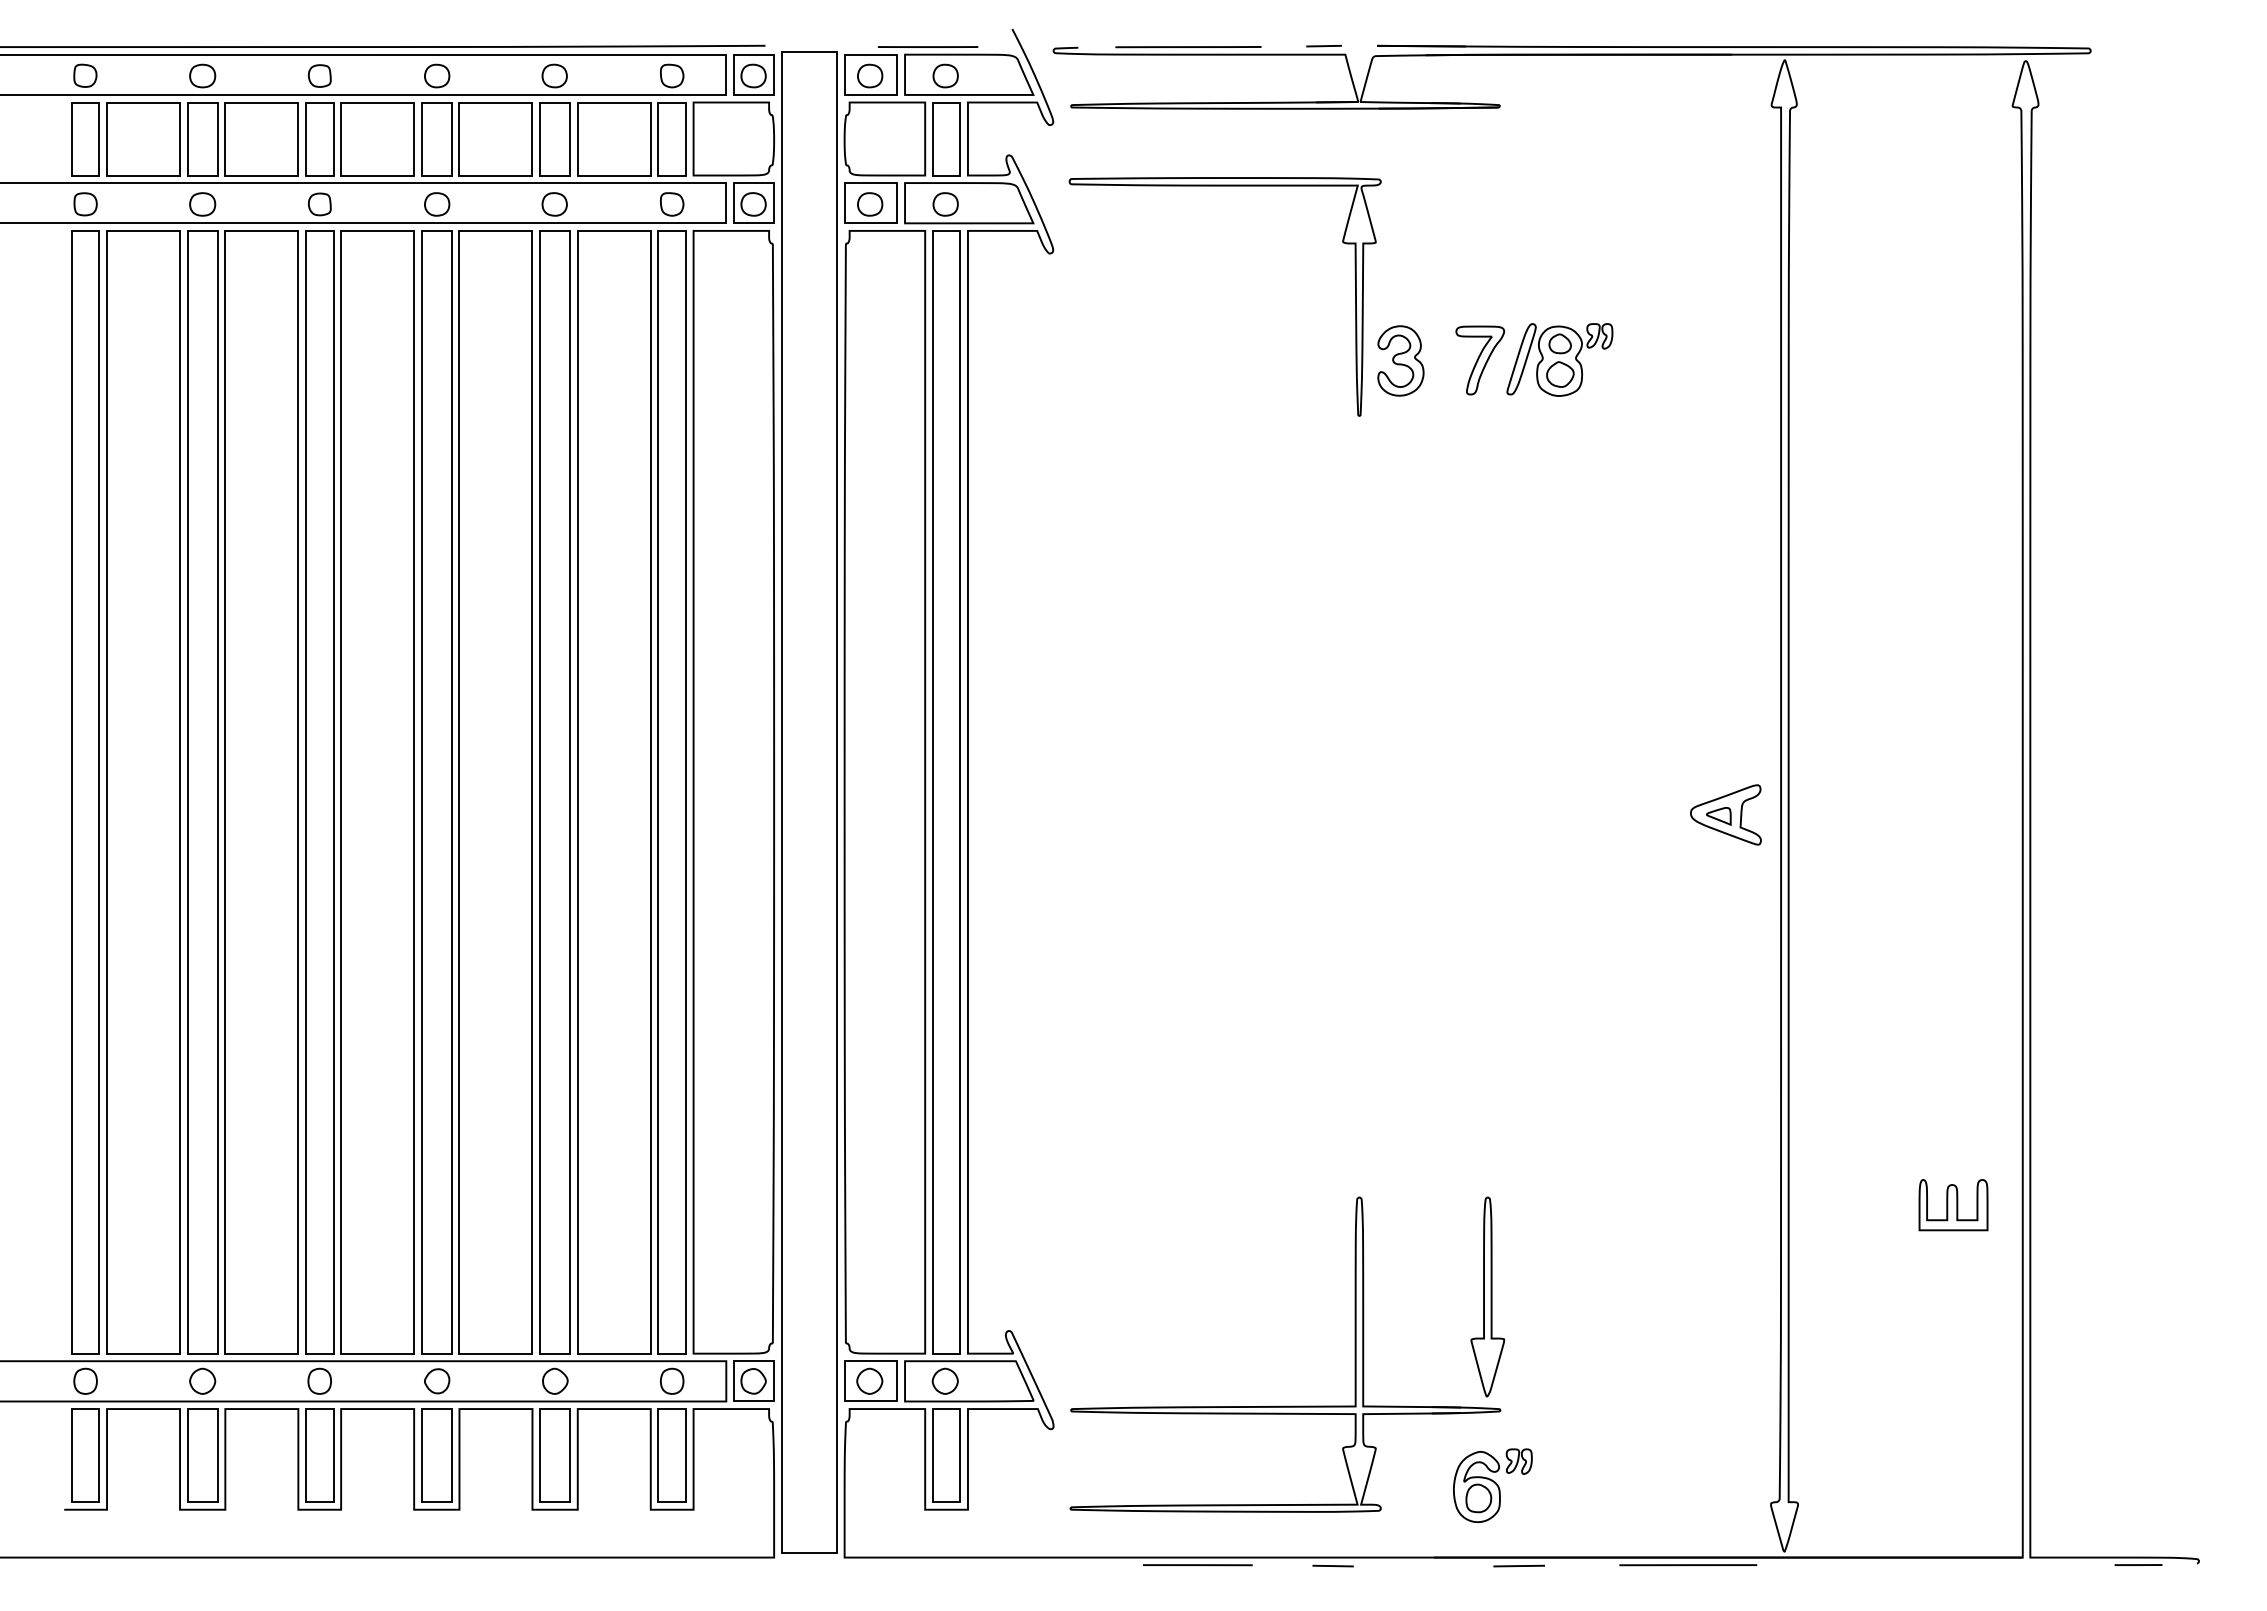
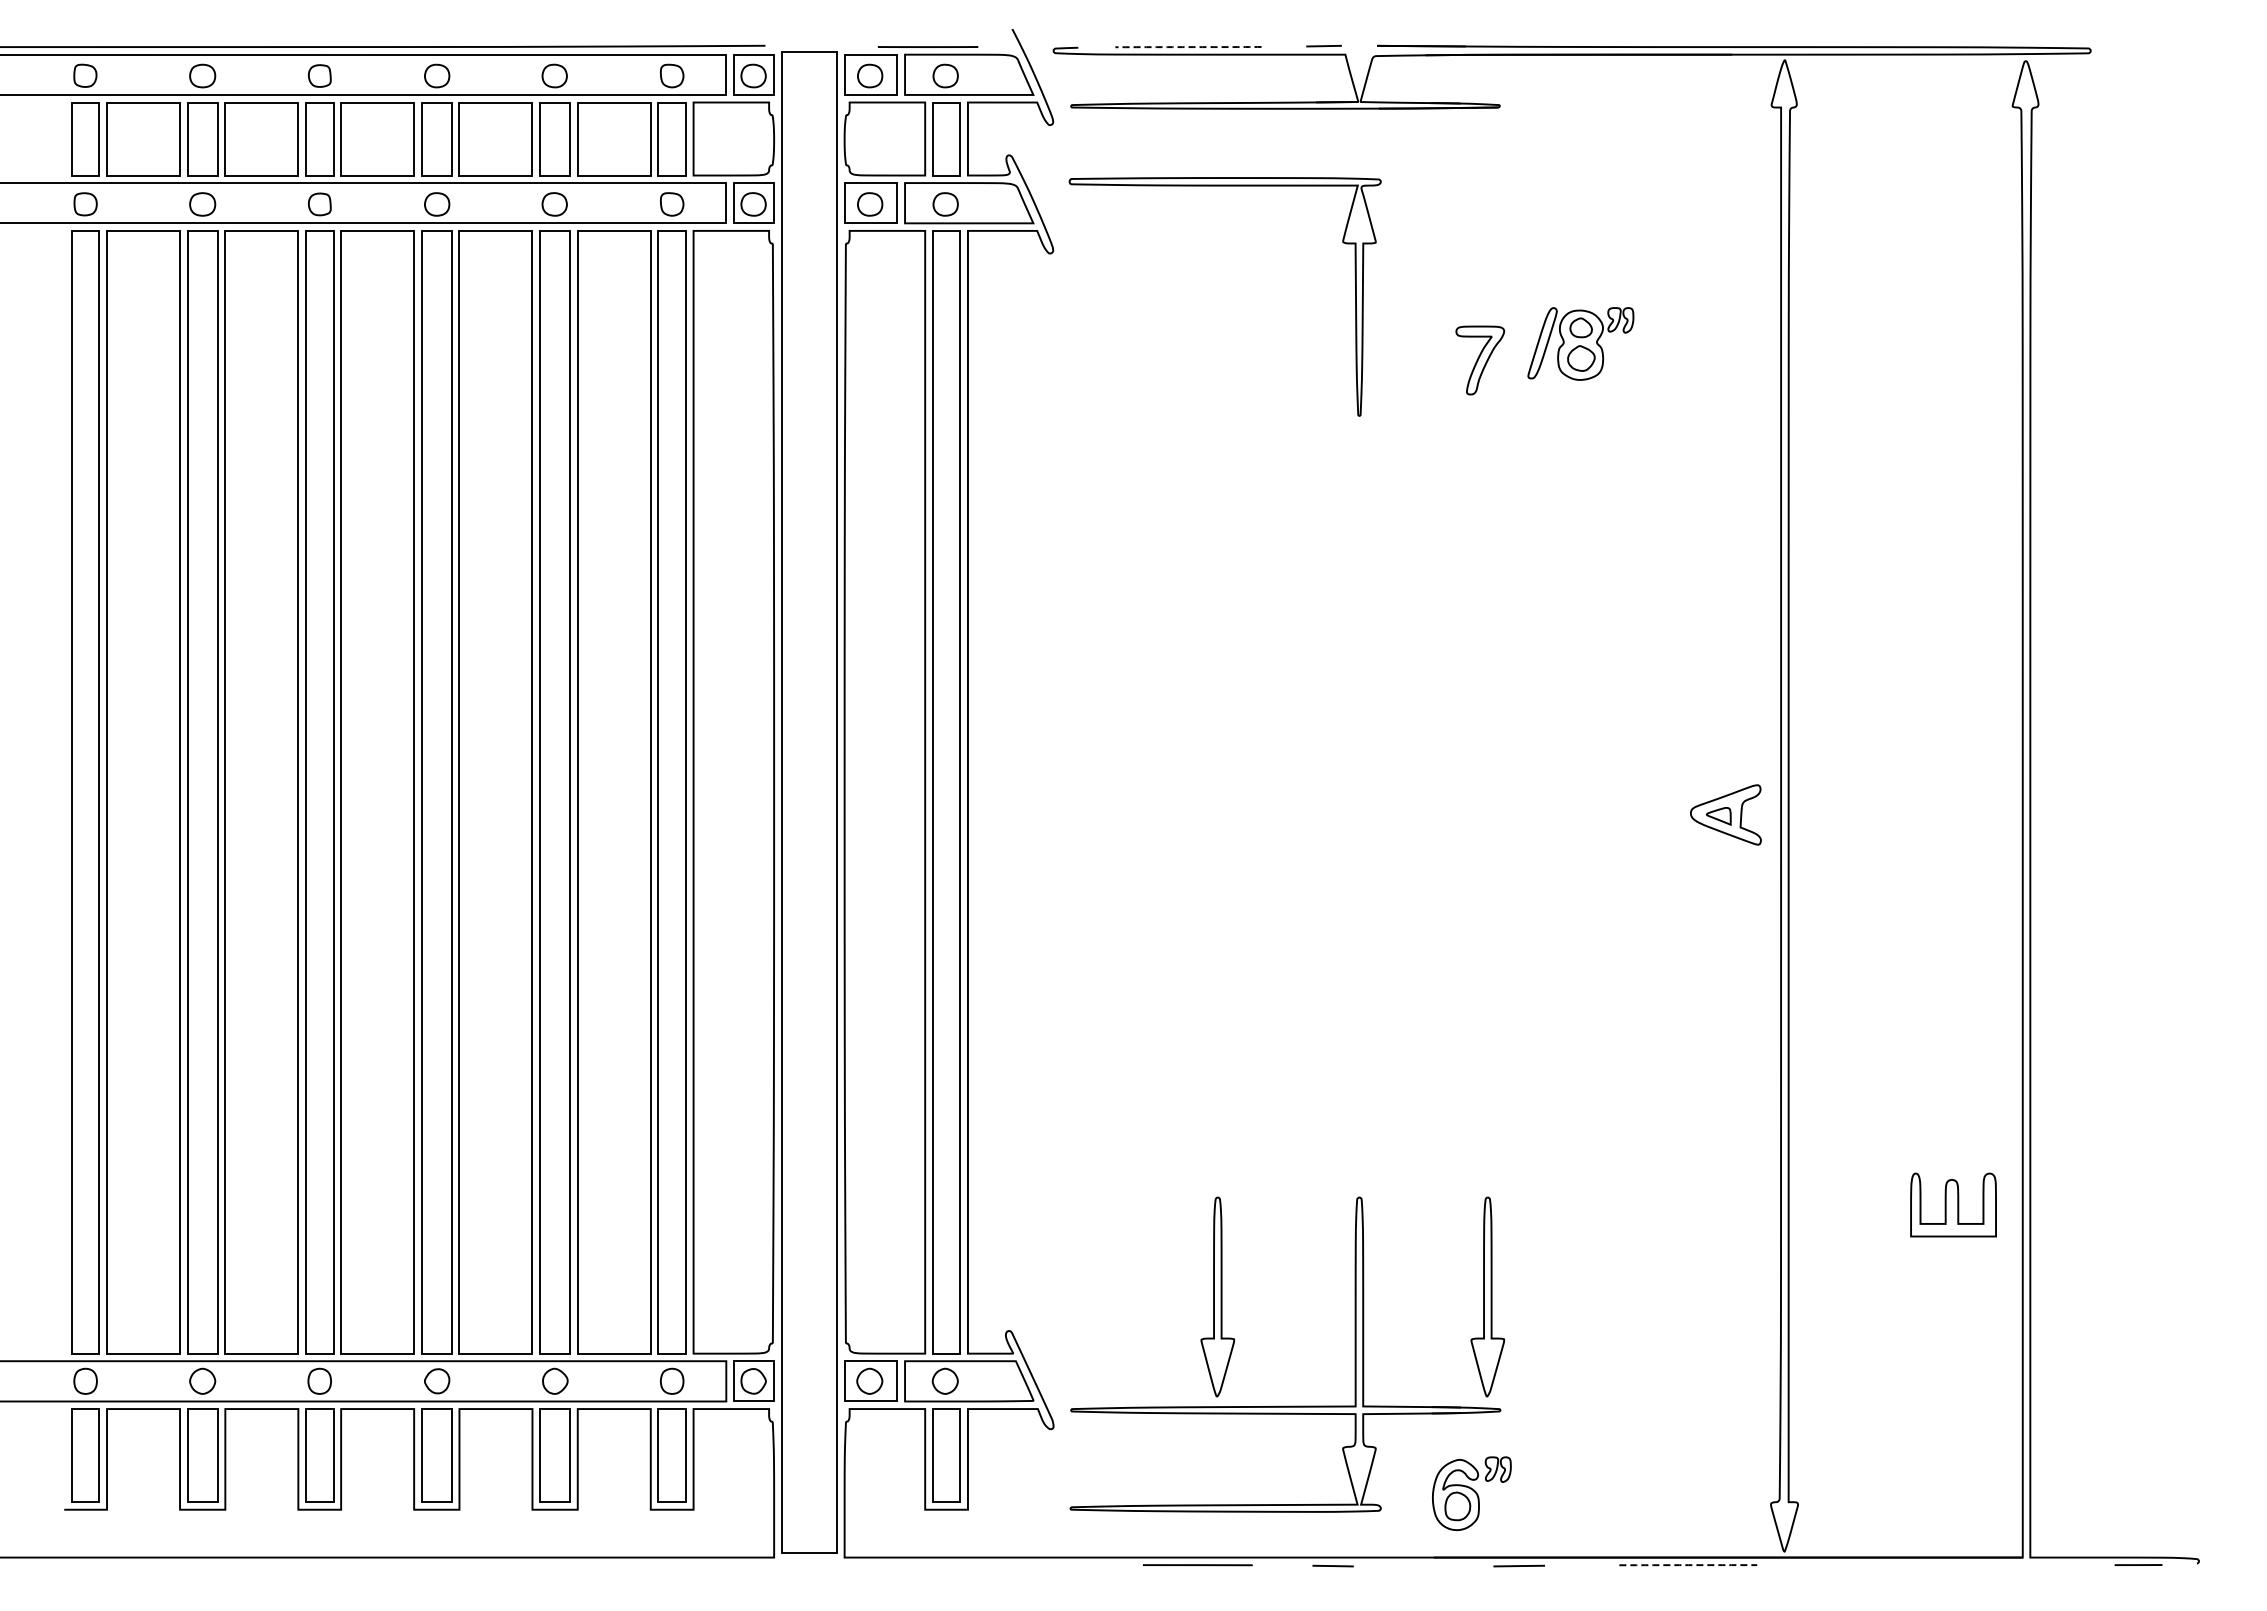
line: solid -> dashed (1188, 47)
part position: (1559, 359) -> (1580, 343) (1580, 343)
part: present -> none (1400, 360)
part size: 71x53 px -> 87x66 px (1953, 1204)
part: none -> present (1217, 1296)
part position: (1492, 1485) -> (1471, 1493) (1471, 1493)
line: solid -> dashed (1688, 1565)
